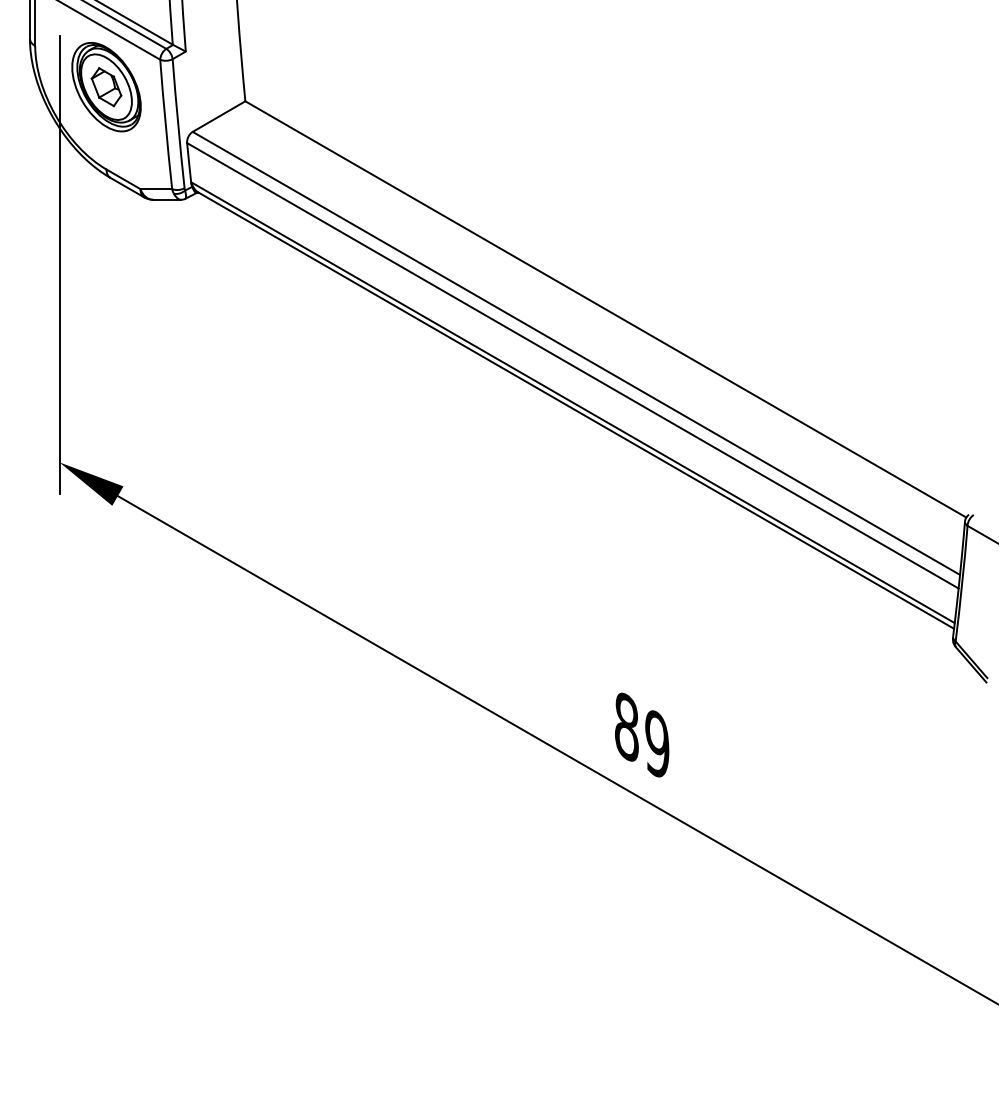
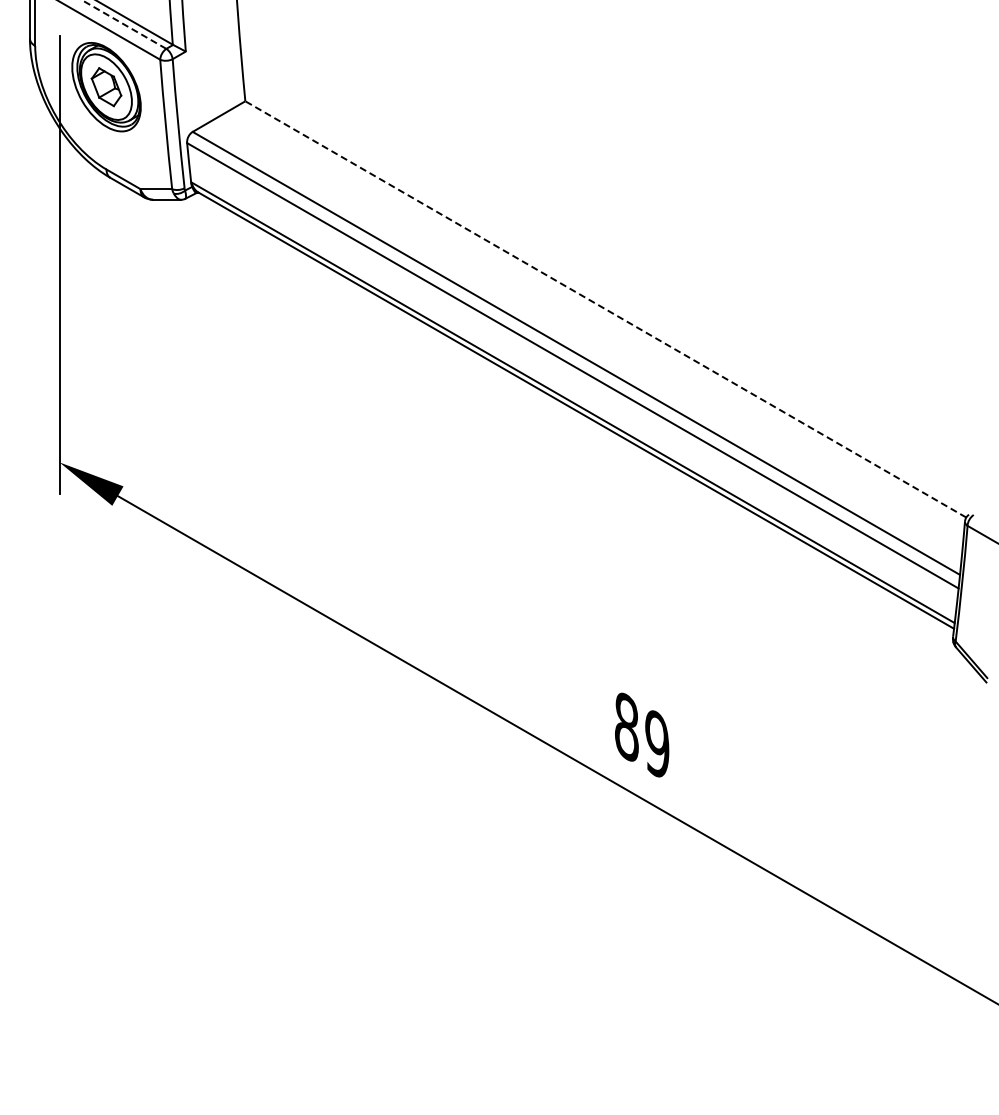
line: solid -> dashed (124, 24)
line: solid -> dashed (605, 309)
